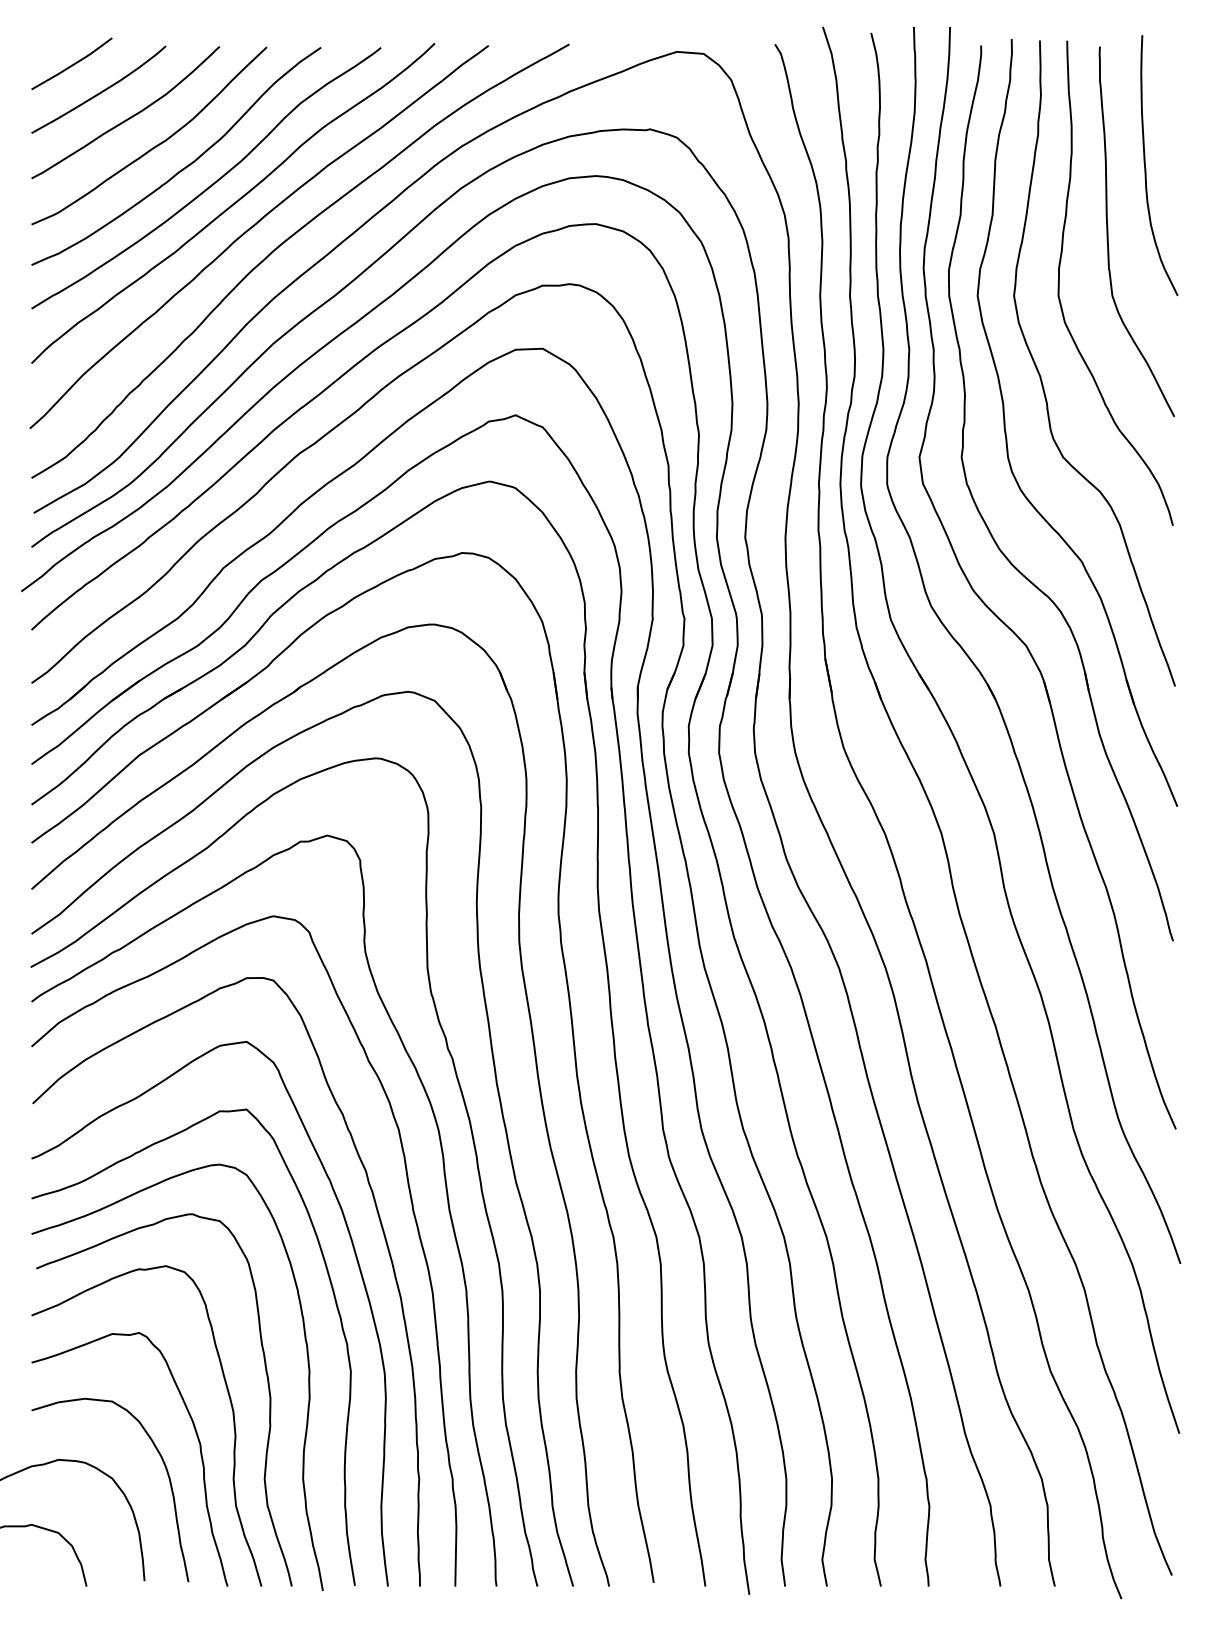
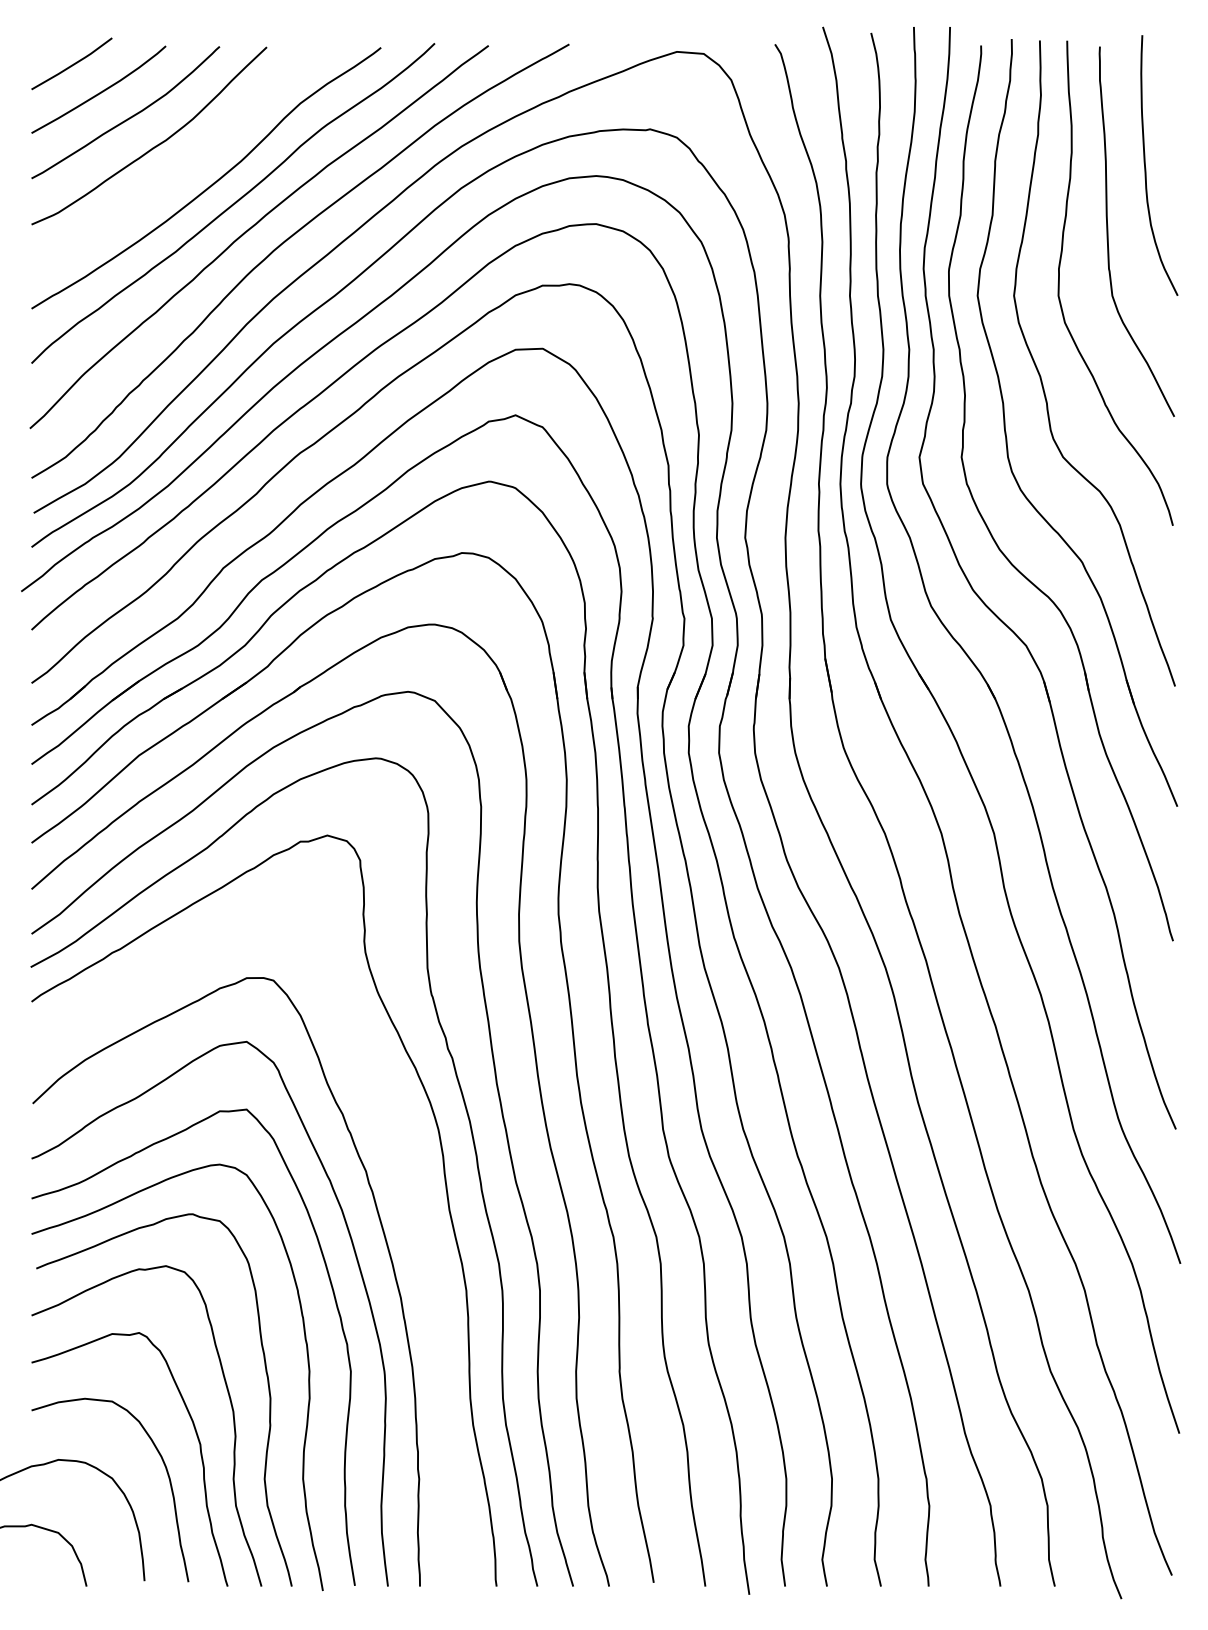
curve: present -> none (182, 168)
curve: present -> none (412, 1212)
